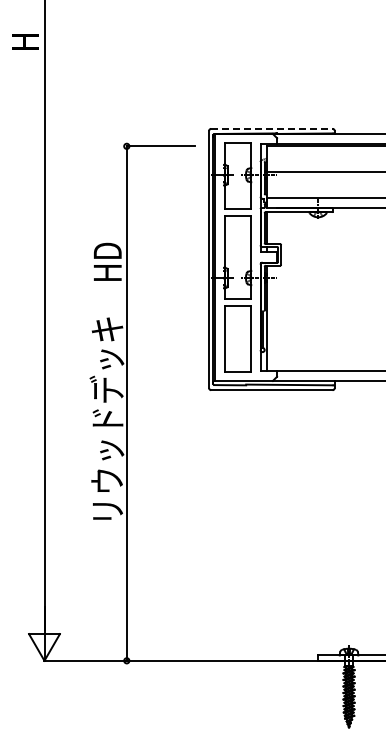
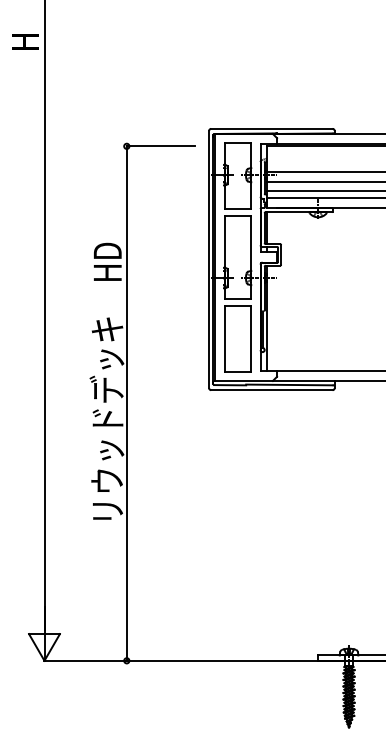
line: dashed -> solid (271, 128)
line: none -> present (324, 182)
line: none -> present (324, 190)
